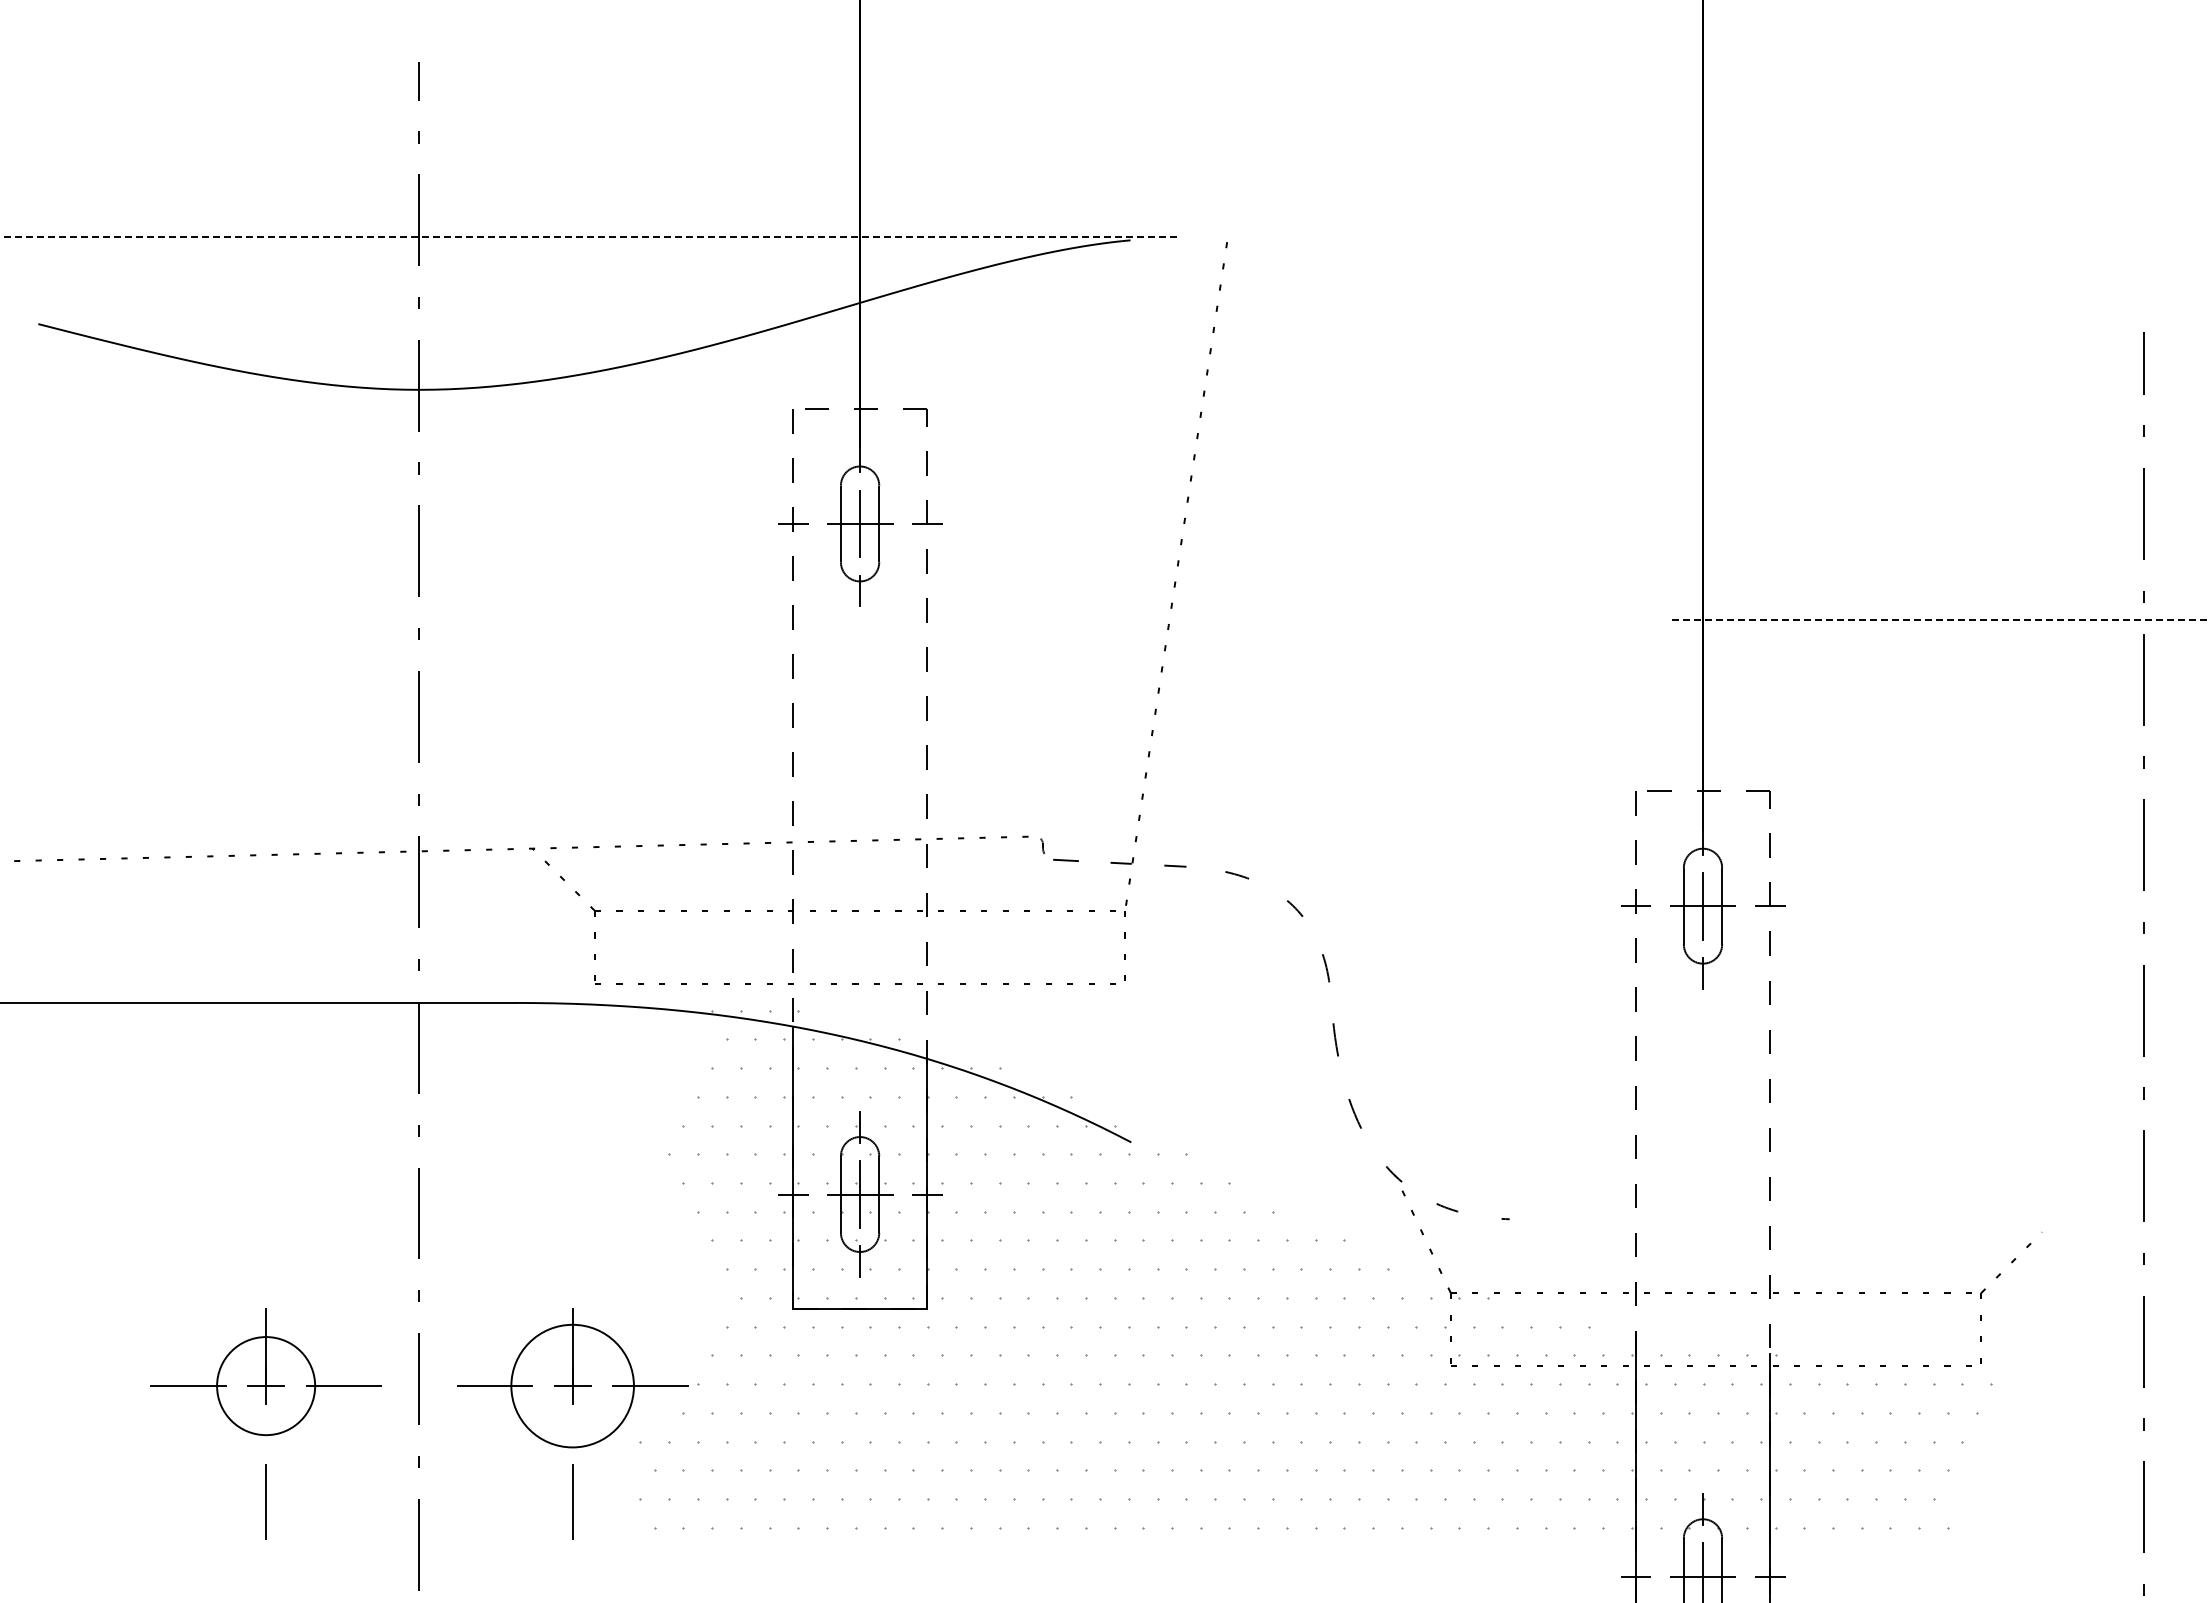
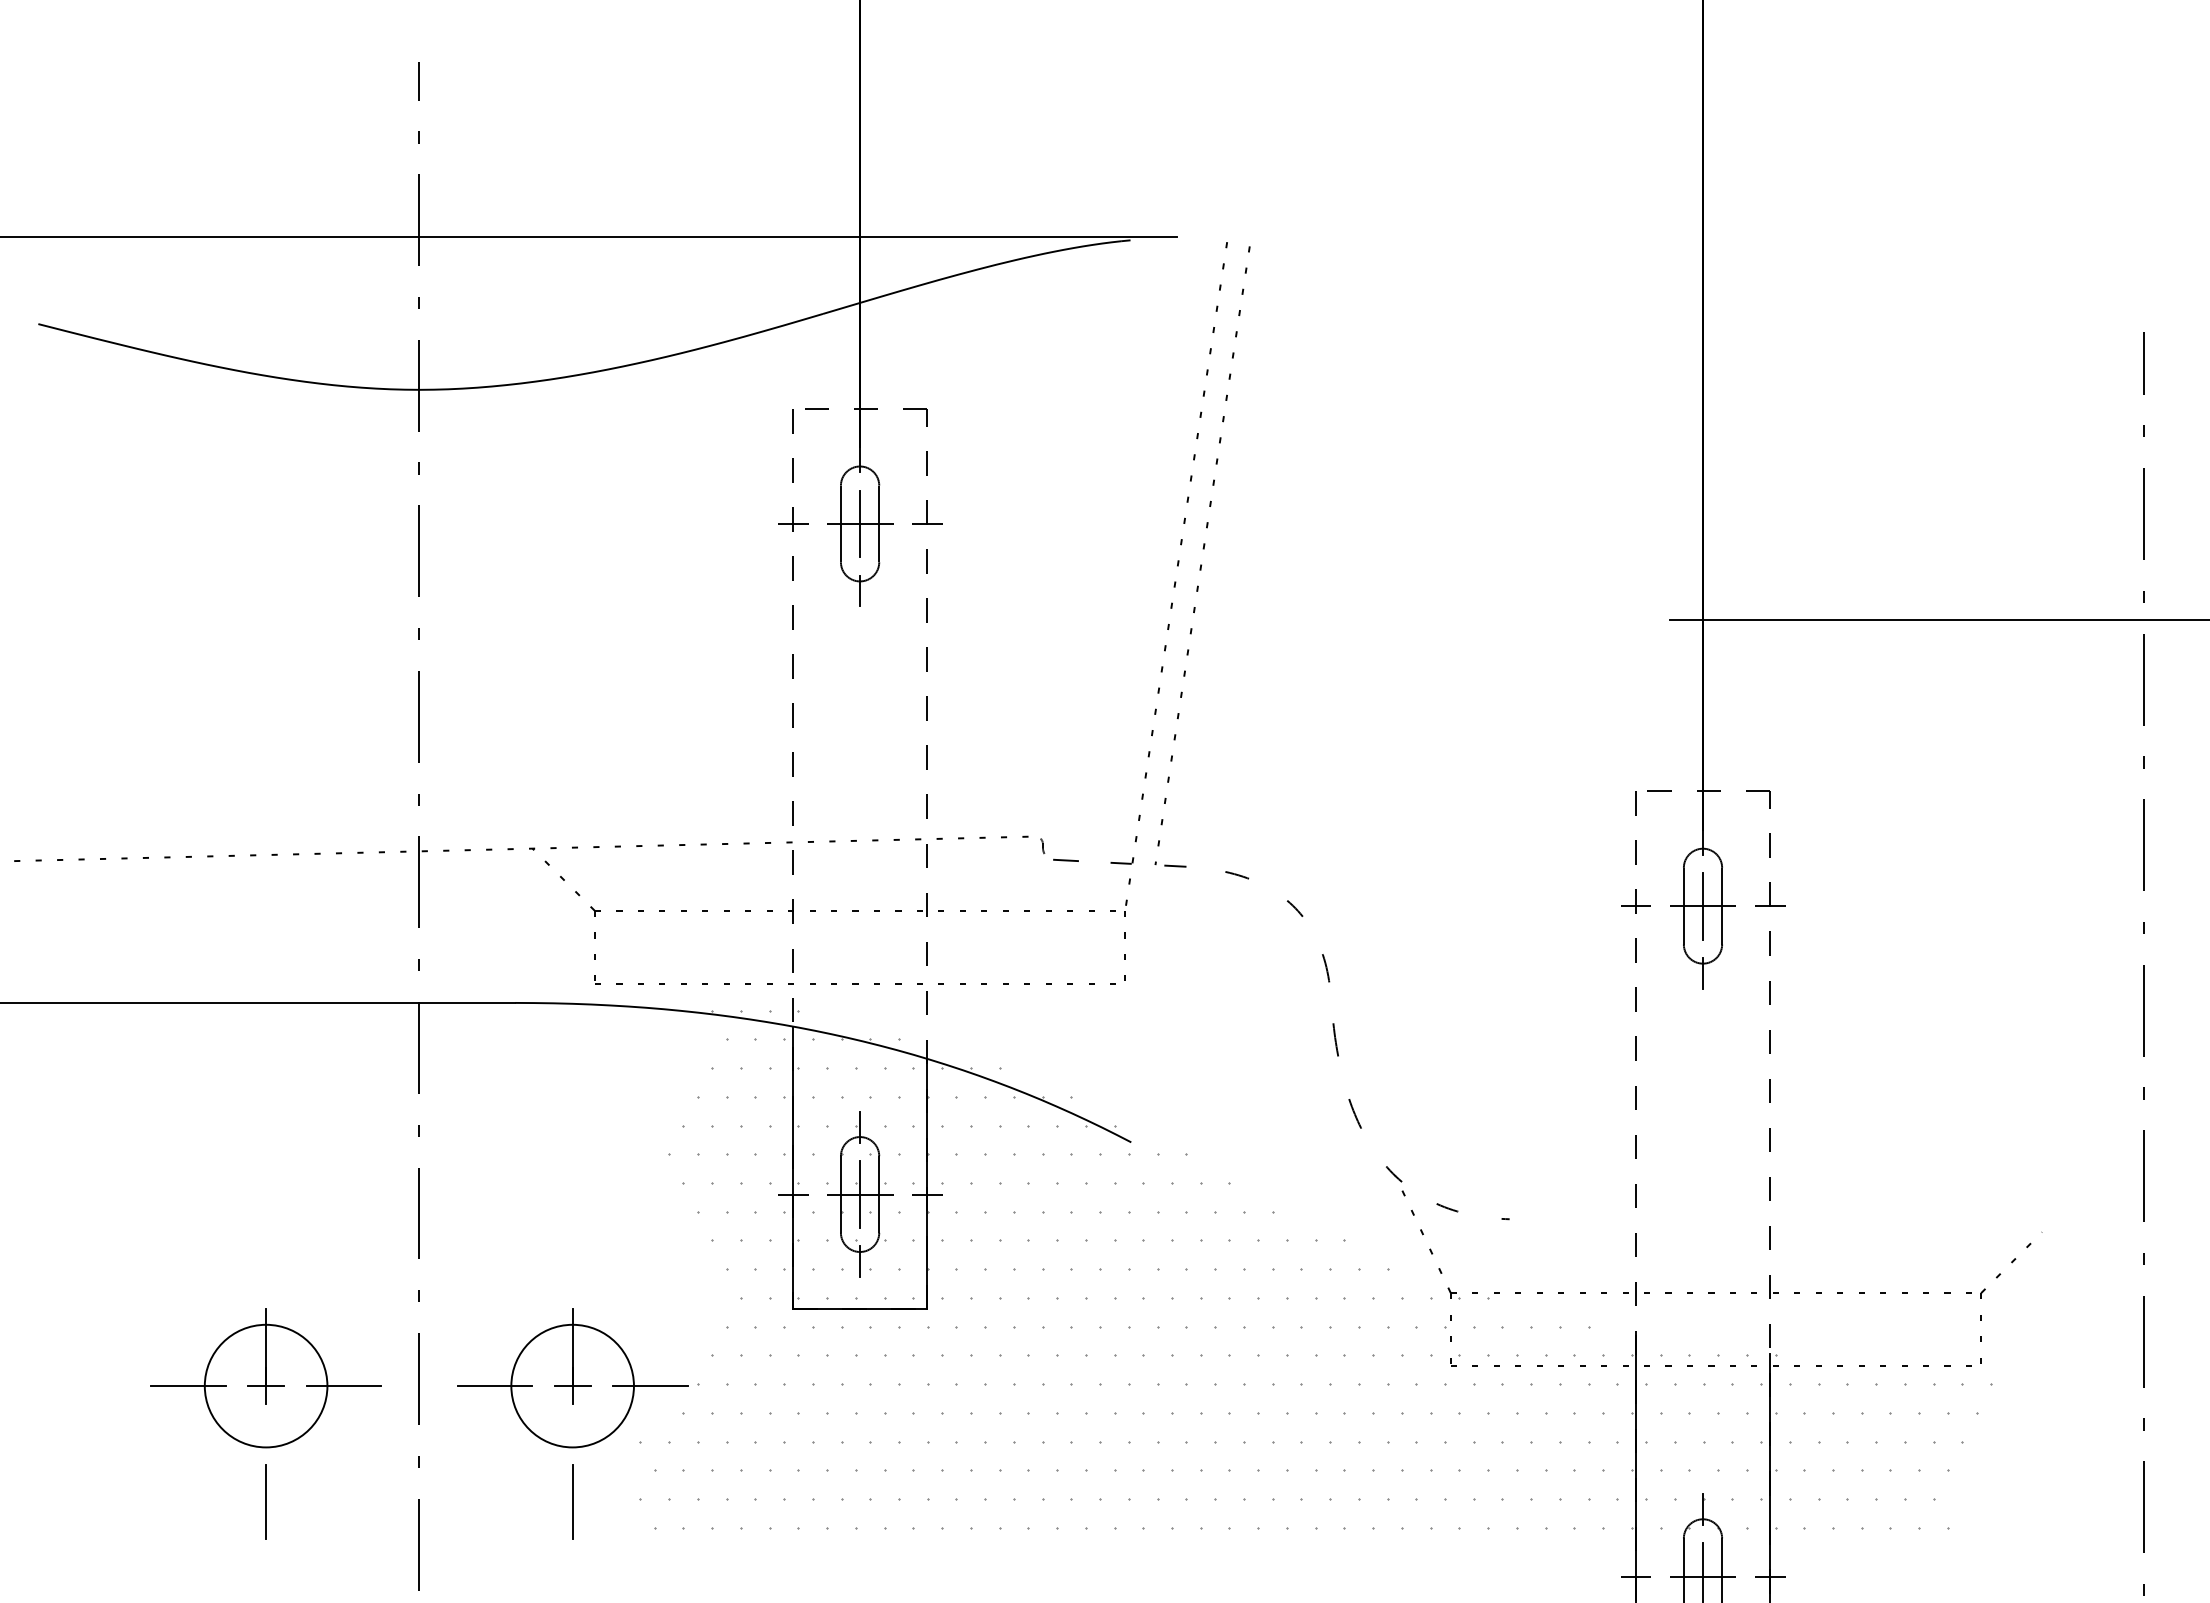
line: dashed -> solid (588, 236)
line: none -> present (1203, 549)
line: dashed -> solid (1939, 619)
circle diameter: 98 px -> 123 px (265, 1385)
